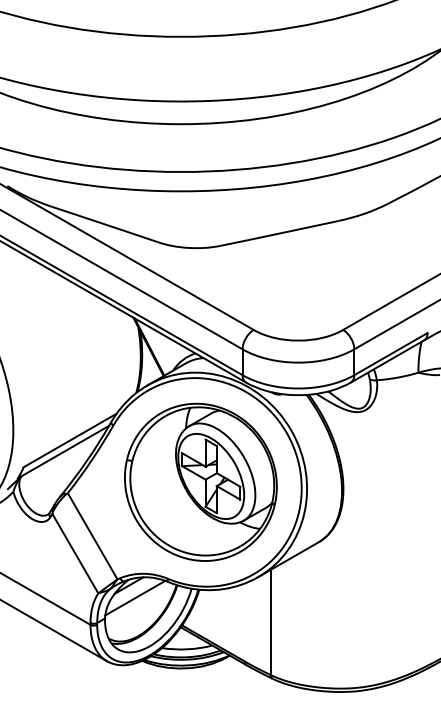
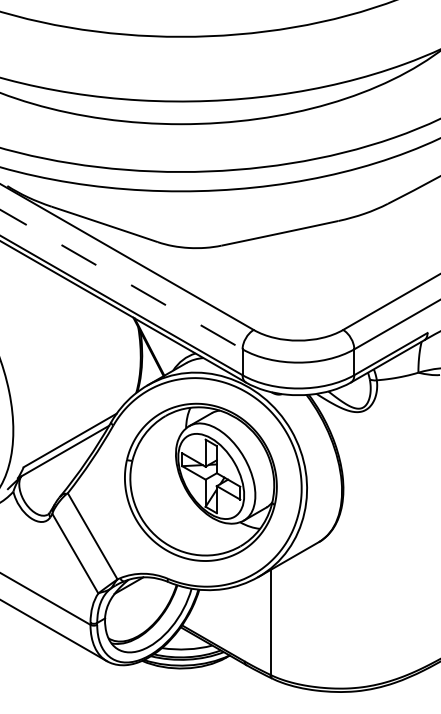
line: solid -> dashed (121, 279)
line: present -> none (135, 597)
